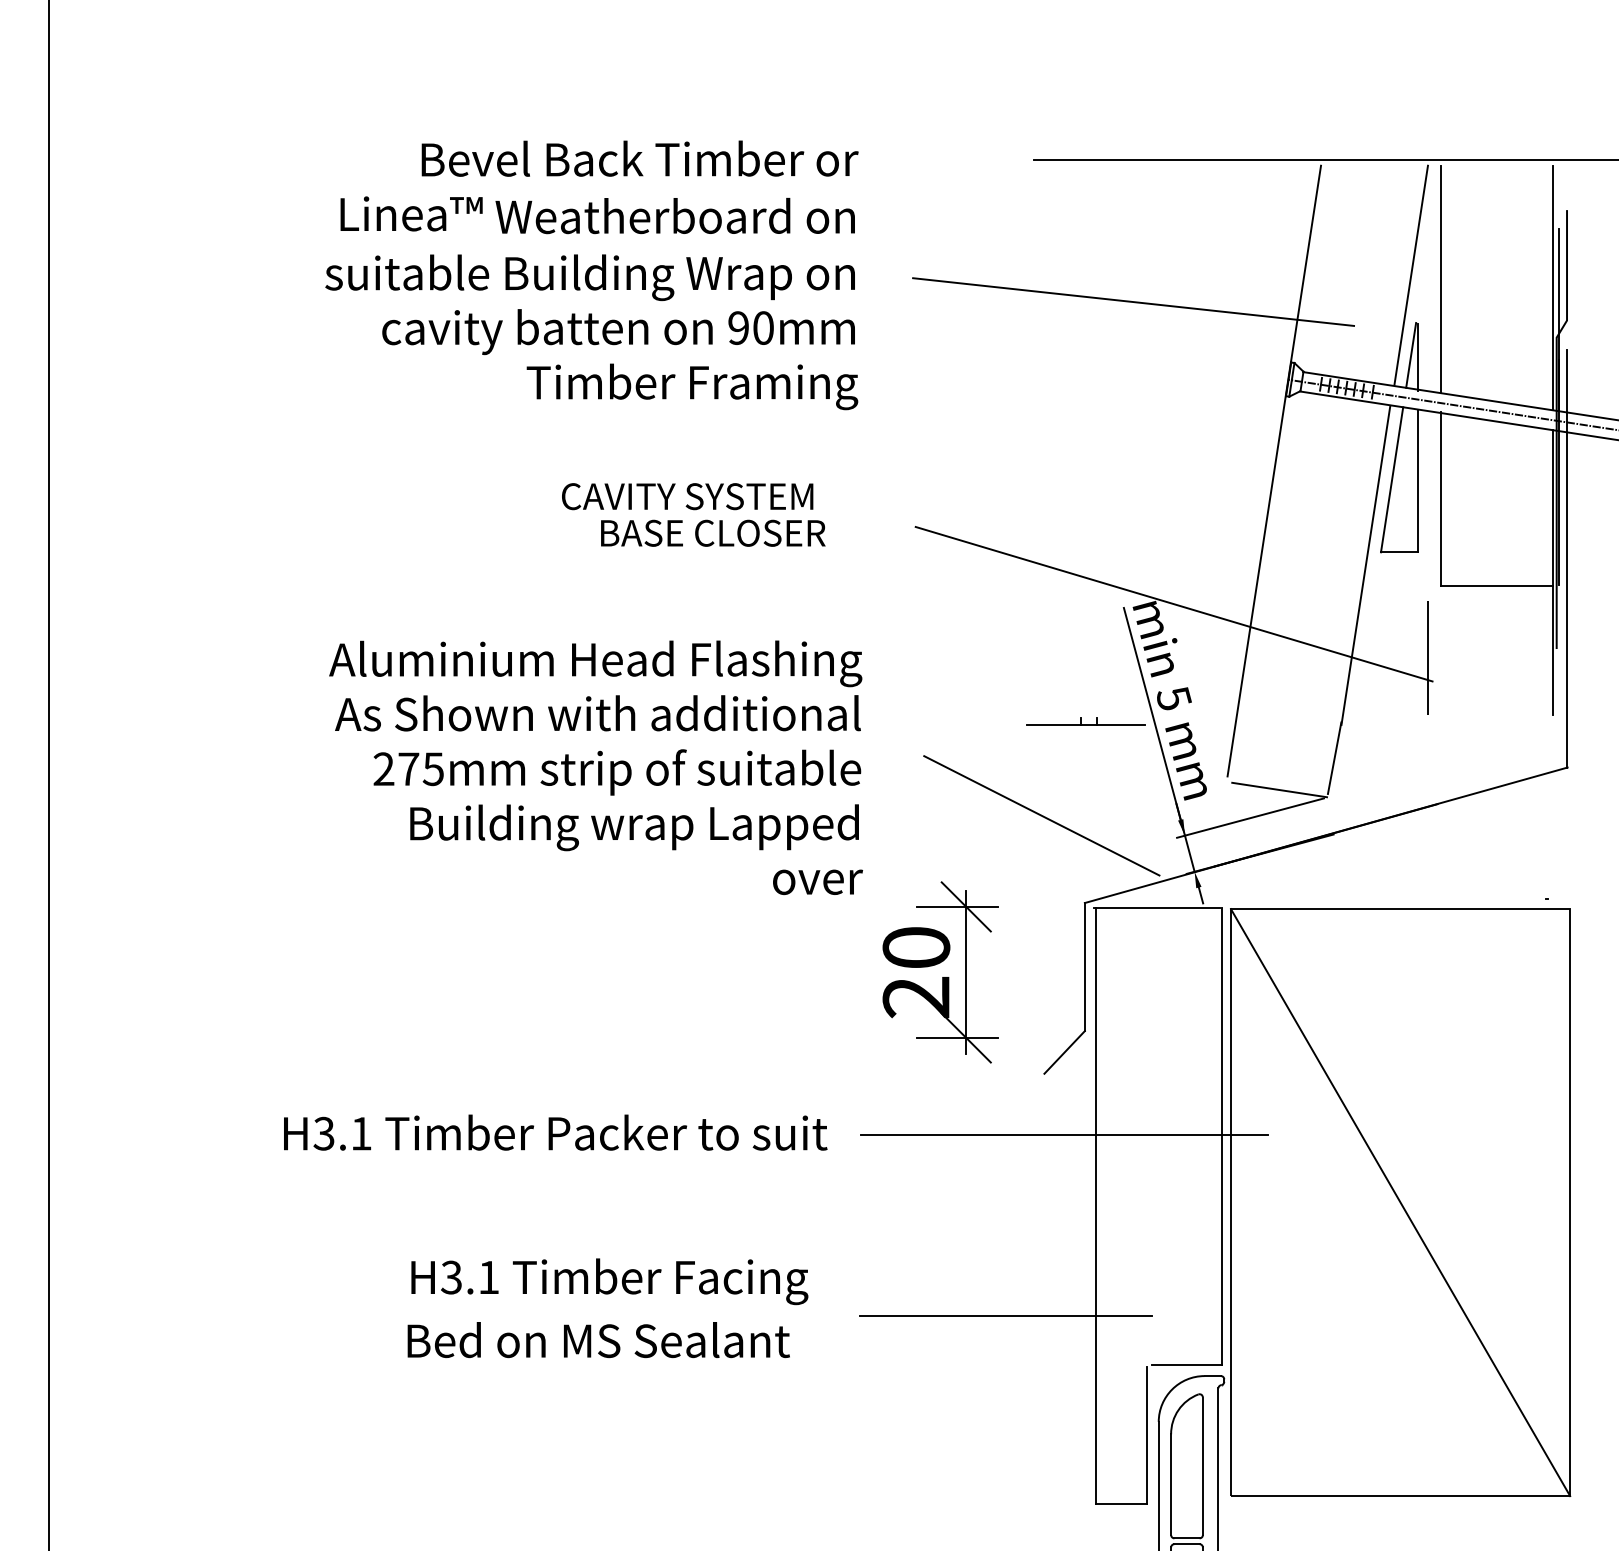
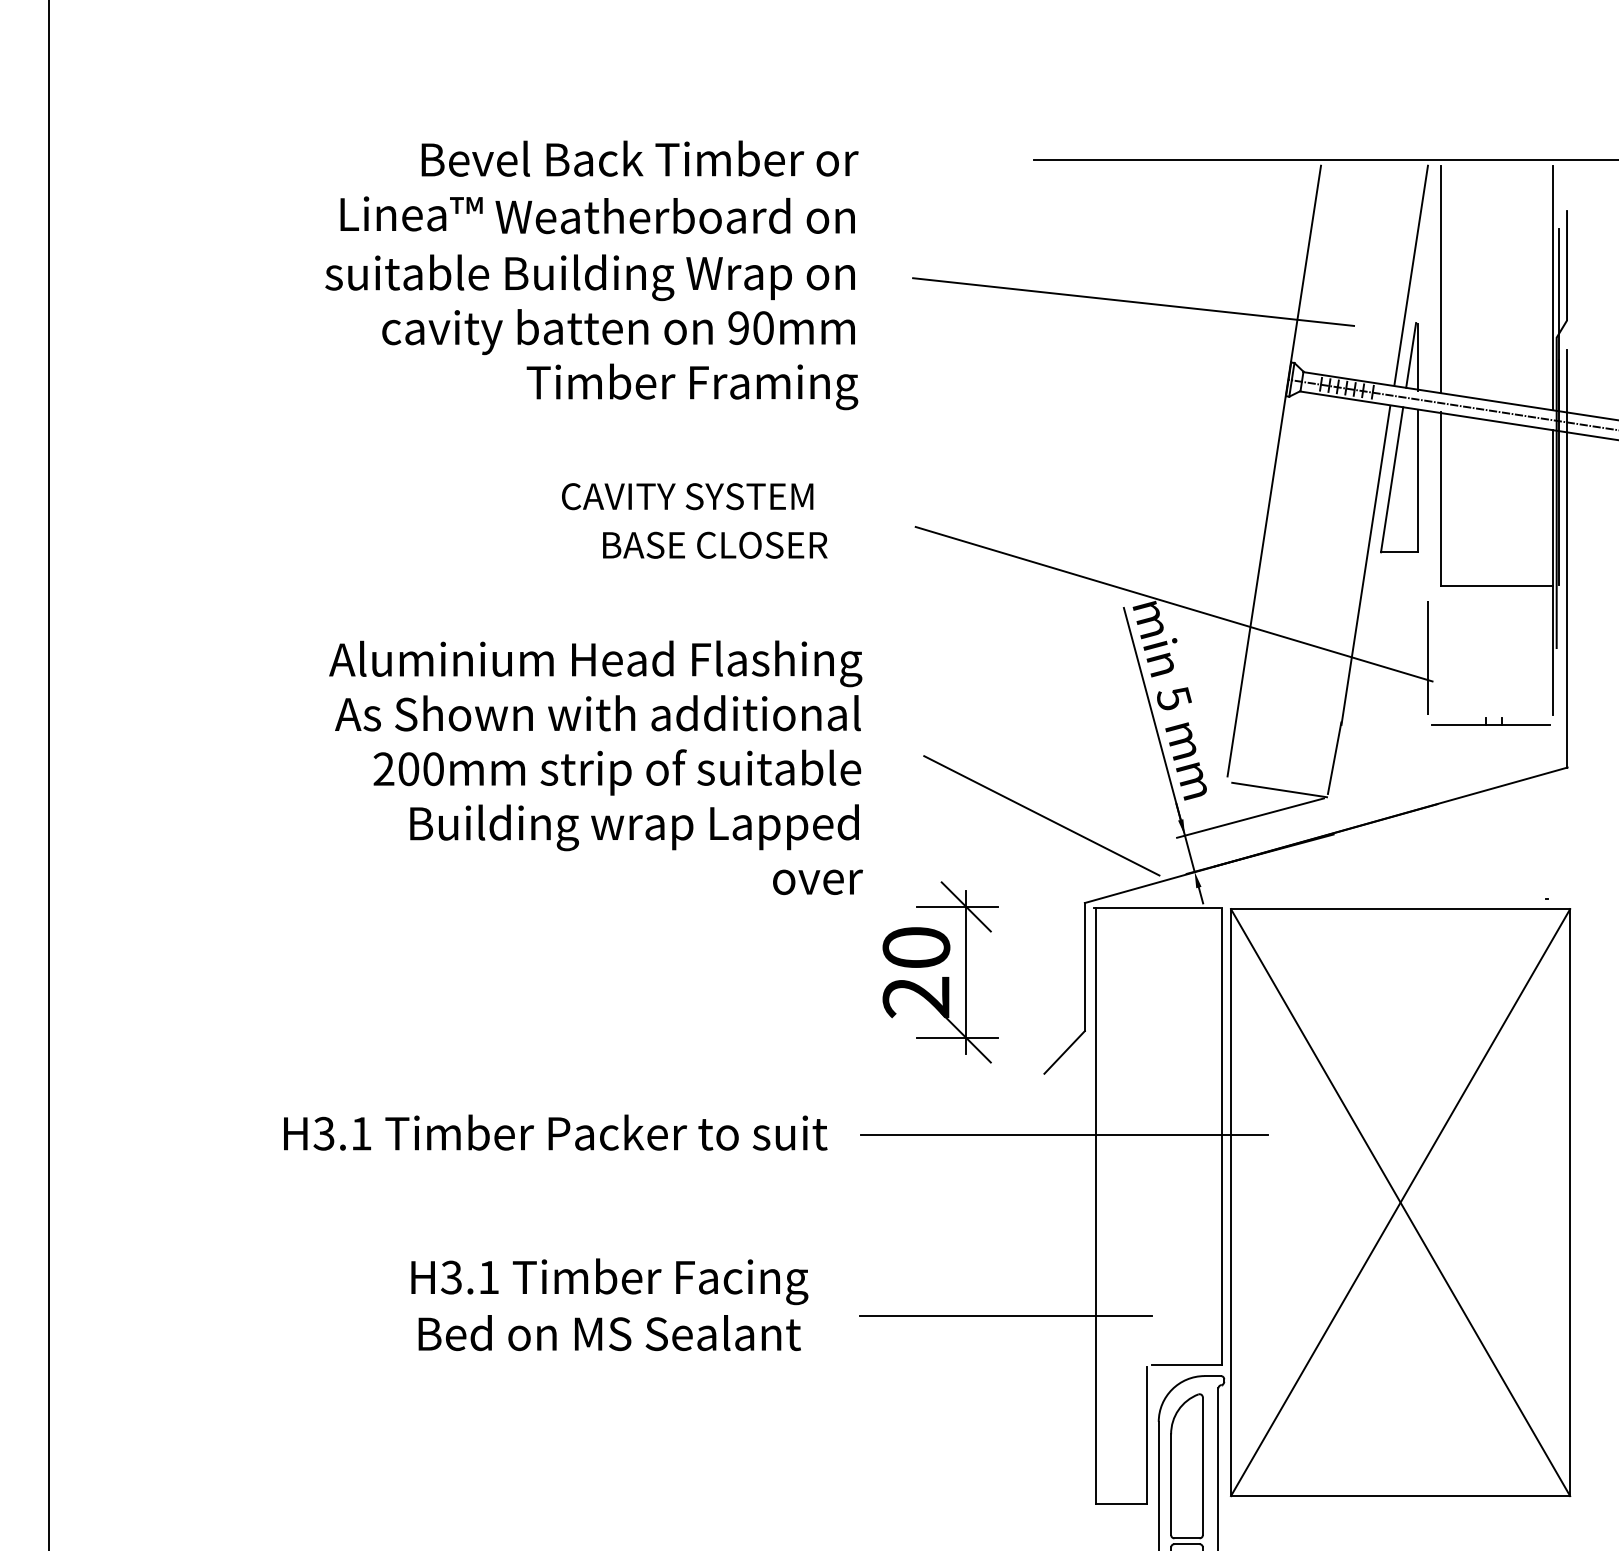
text position: (713, 532) -> (715, 544) (715, 544)
part position: (1085, 721) -> (1490, 721) (1490, 721)
text: 275mm -> 200mm (420, 769)
line: none -> present (1400, 1202)
text position: (598, 1340) -> (609, 1333) (609, 1333)
